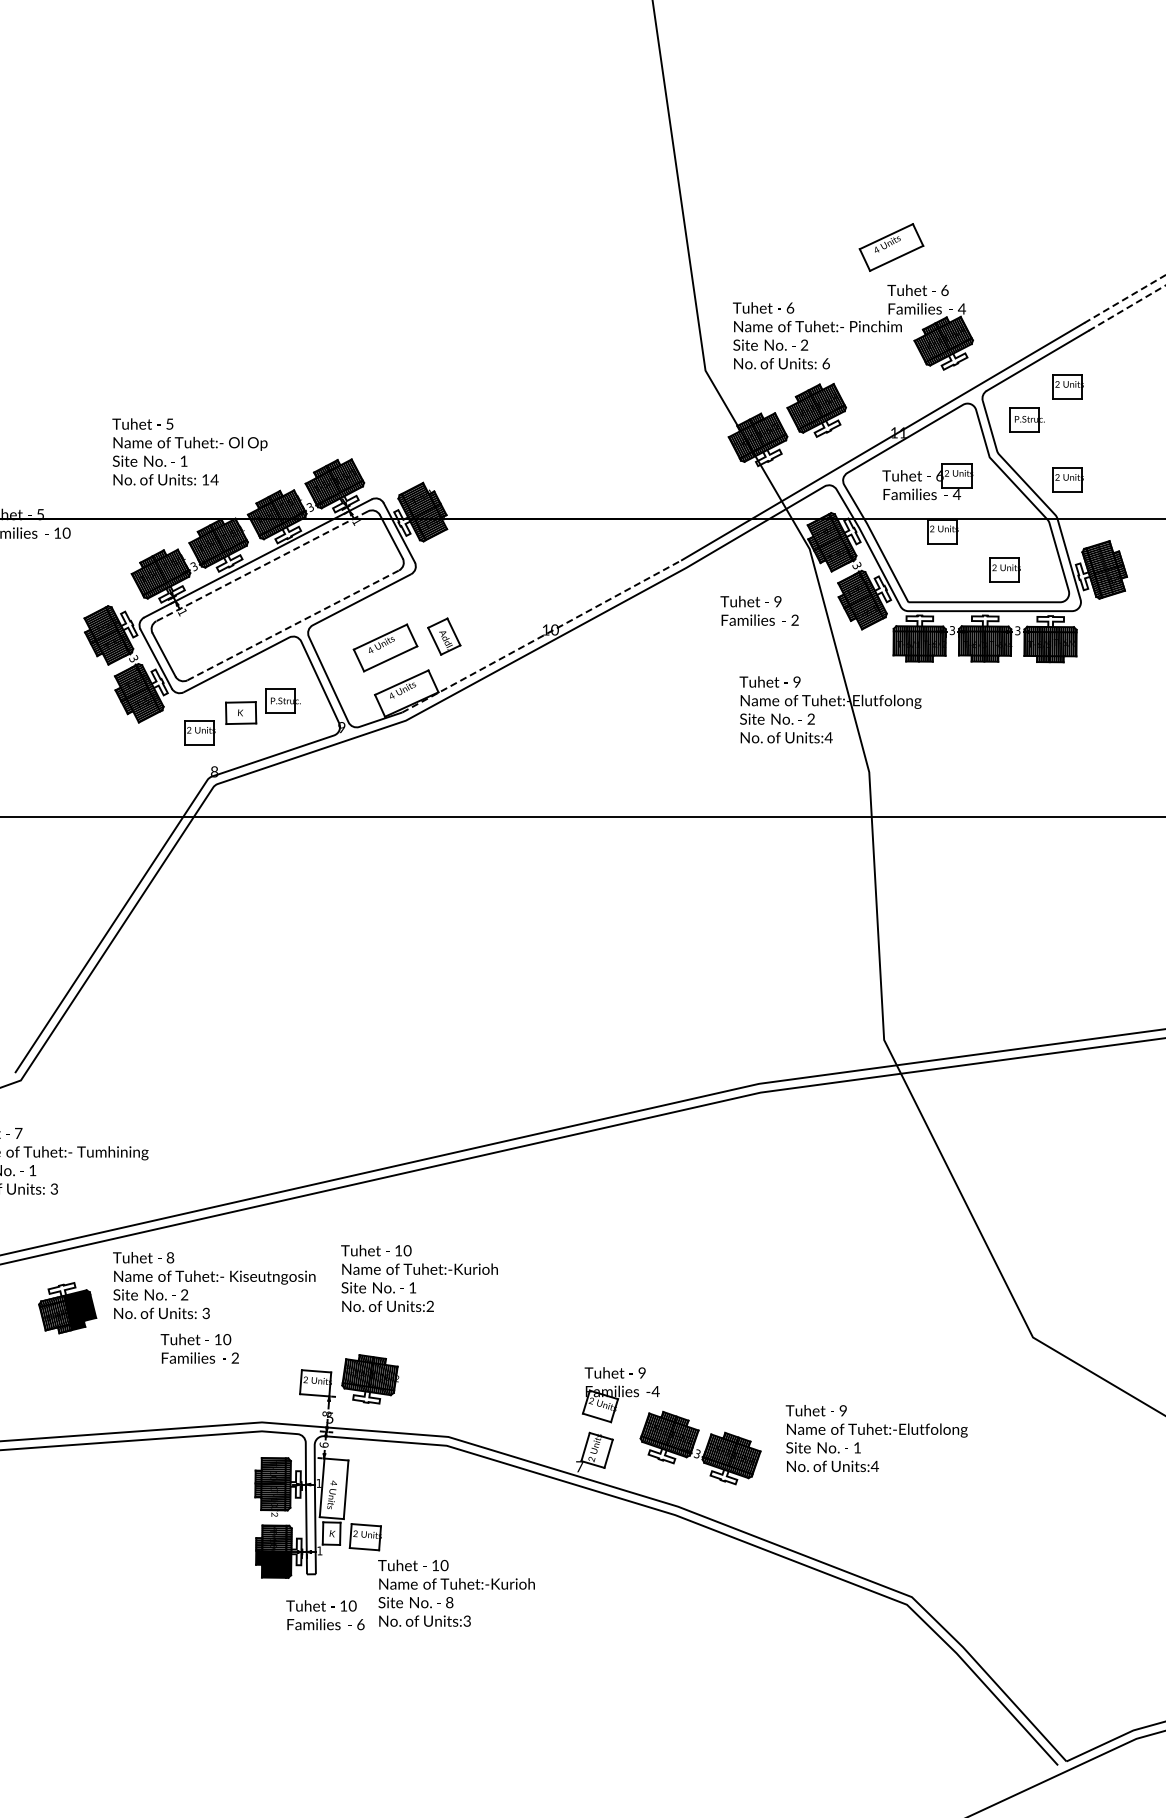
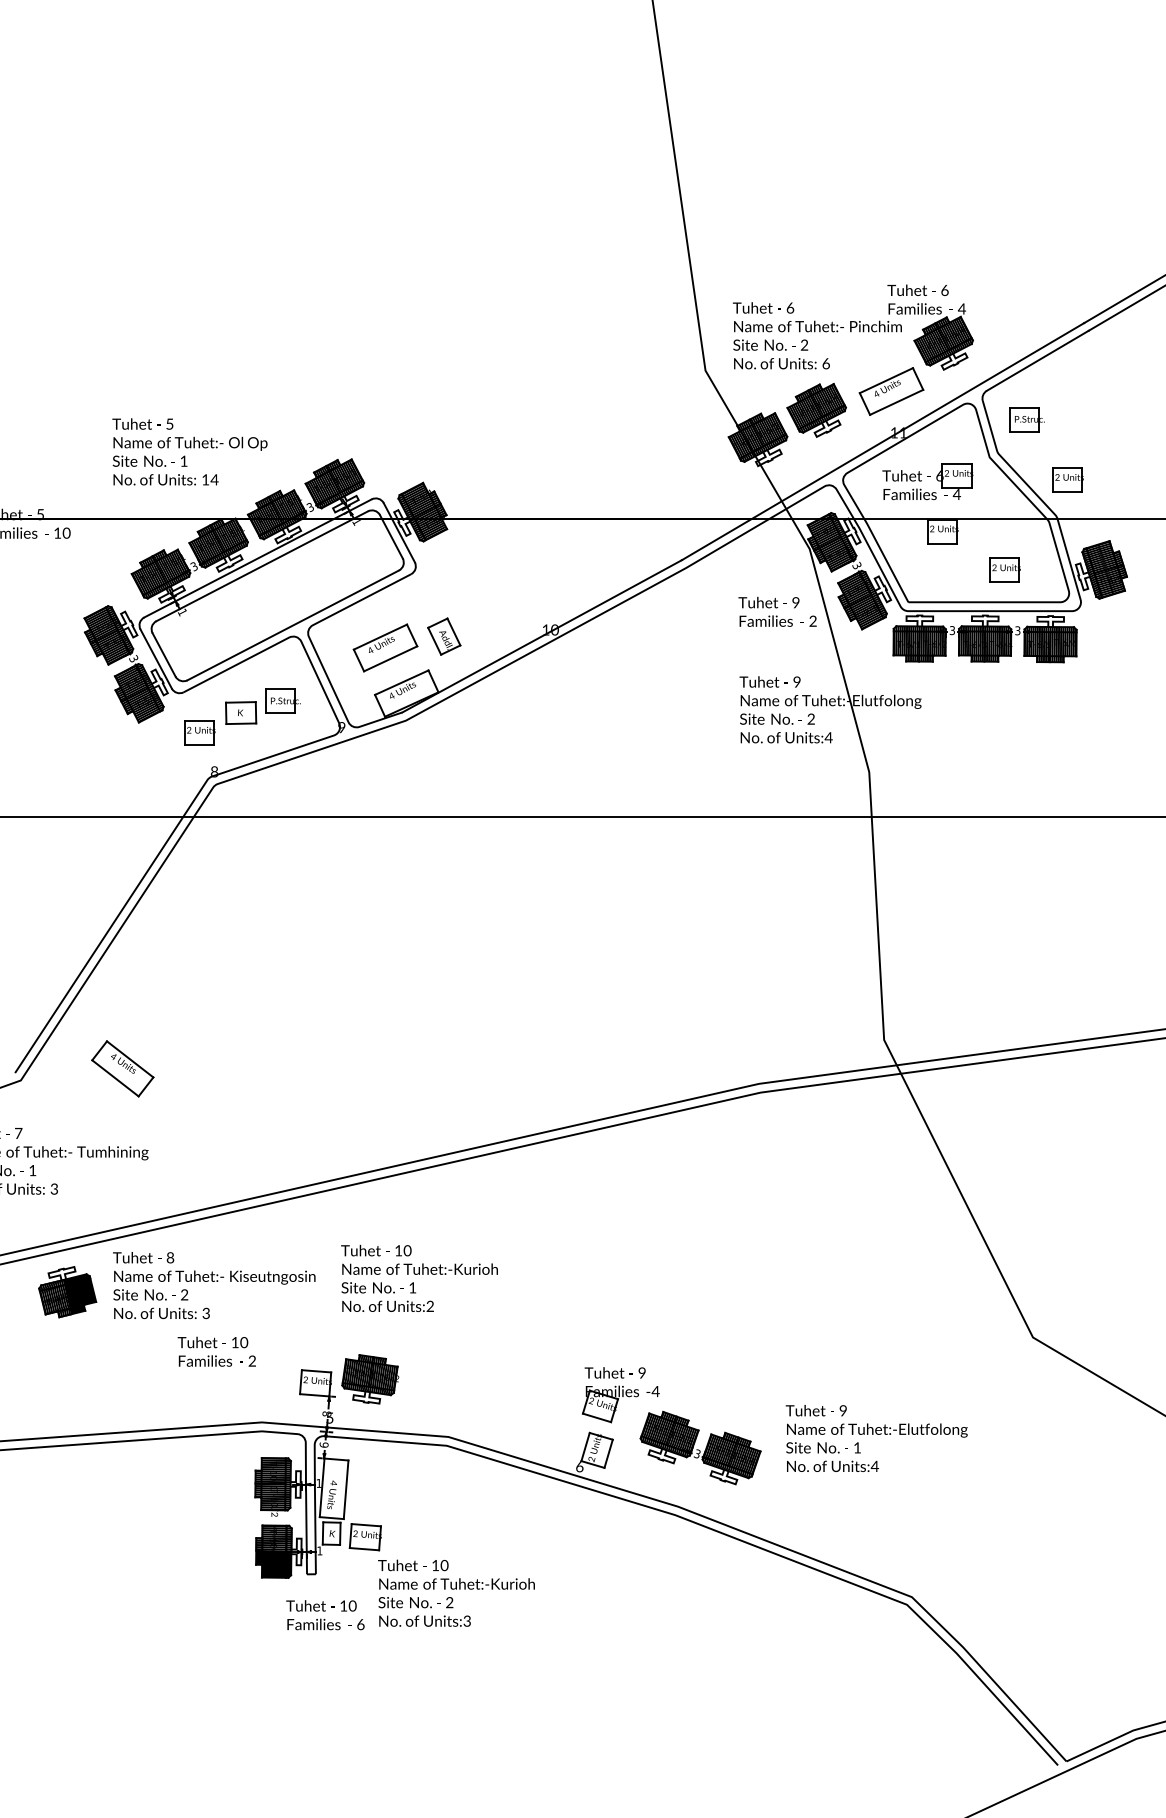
part position: (891, 247) -> (891, 391) (891, 391)
line: dashed -> solid (1124, 299)
line: dashed -> solid (1127, 307)
part: present -> none (1067, 386)
line: dashed -> solid (261, 566)
text position: (759, 610) -> (777, 611) (777, 611)
line: dashed -> solid (293, 625)
line: dashed -> solid (542, 636)
part: none -> present (122, 1068)
part position: (67, 1308) -> (67, 1292) (67, 1292)
text position: (199, 1348) -> (216, 1351) (216, 1351)
text: 7 -> 6 (579, 1466)
text: 8 -> 2 (449, 1603)
